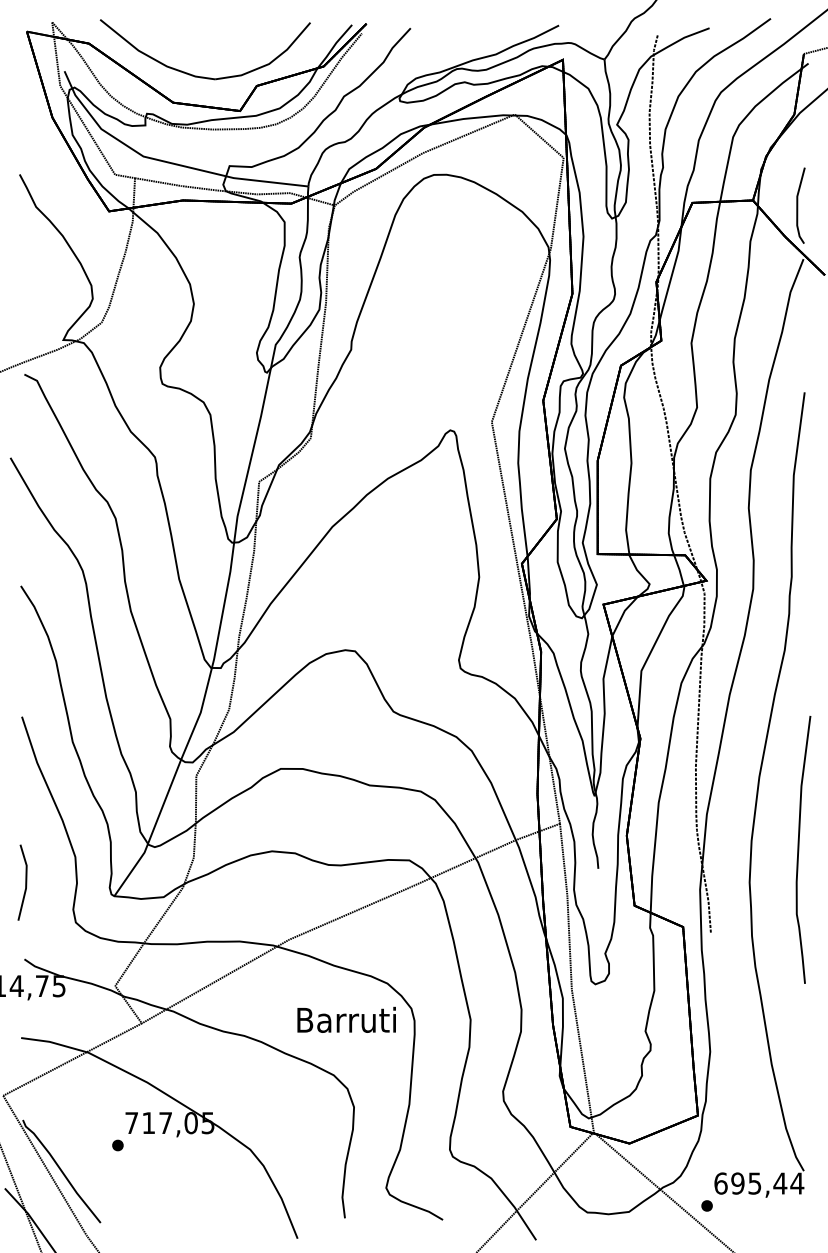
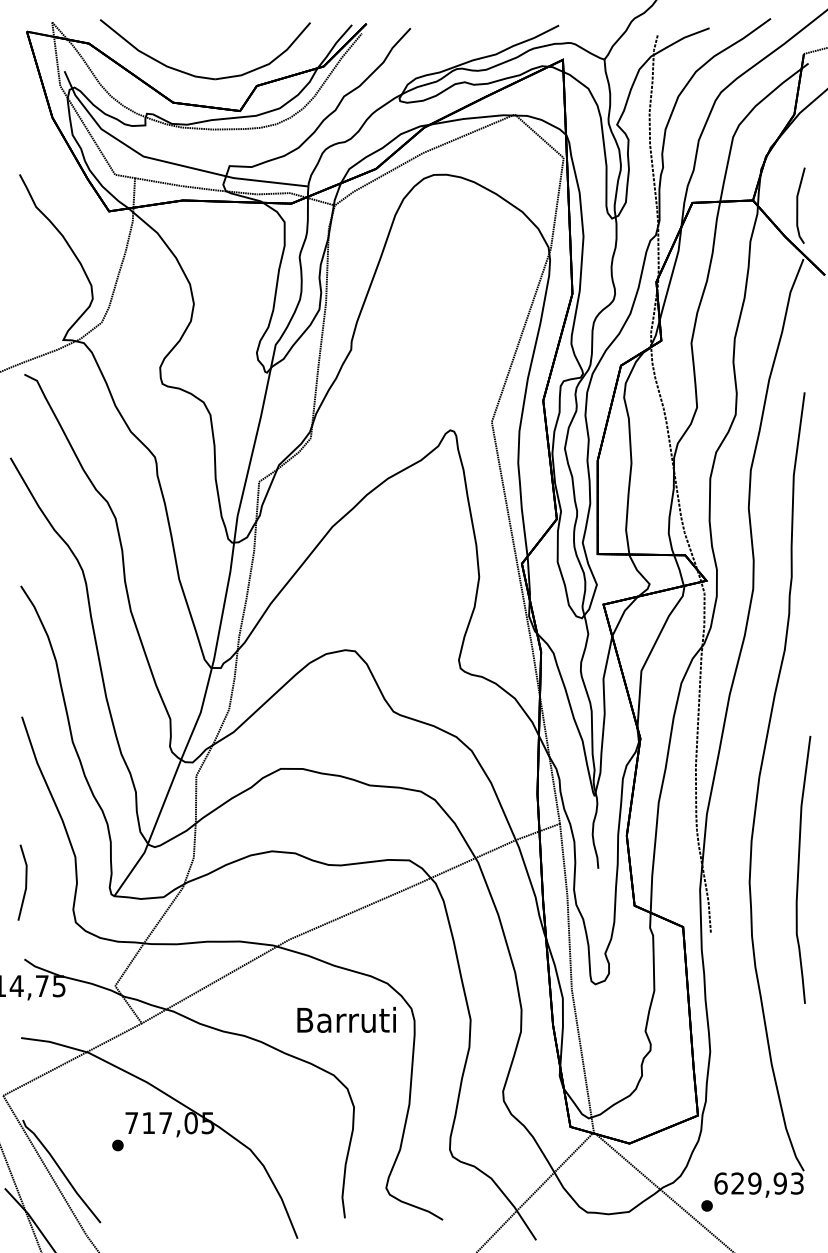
curve position: (799, 849) -> (799, 869) (799, 869)
text: 695,44 -> 629,93 (767, 1183)
